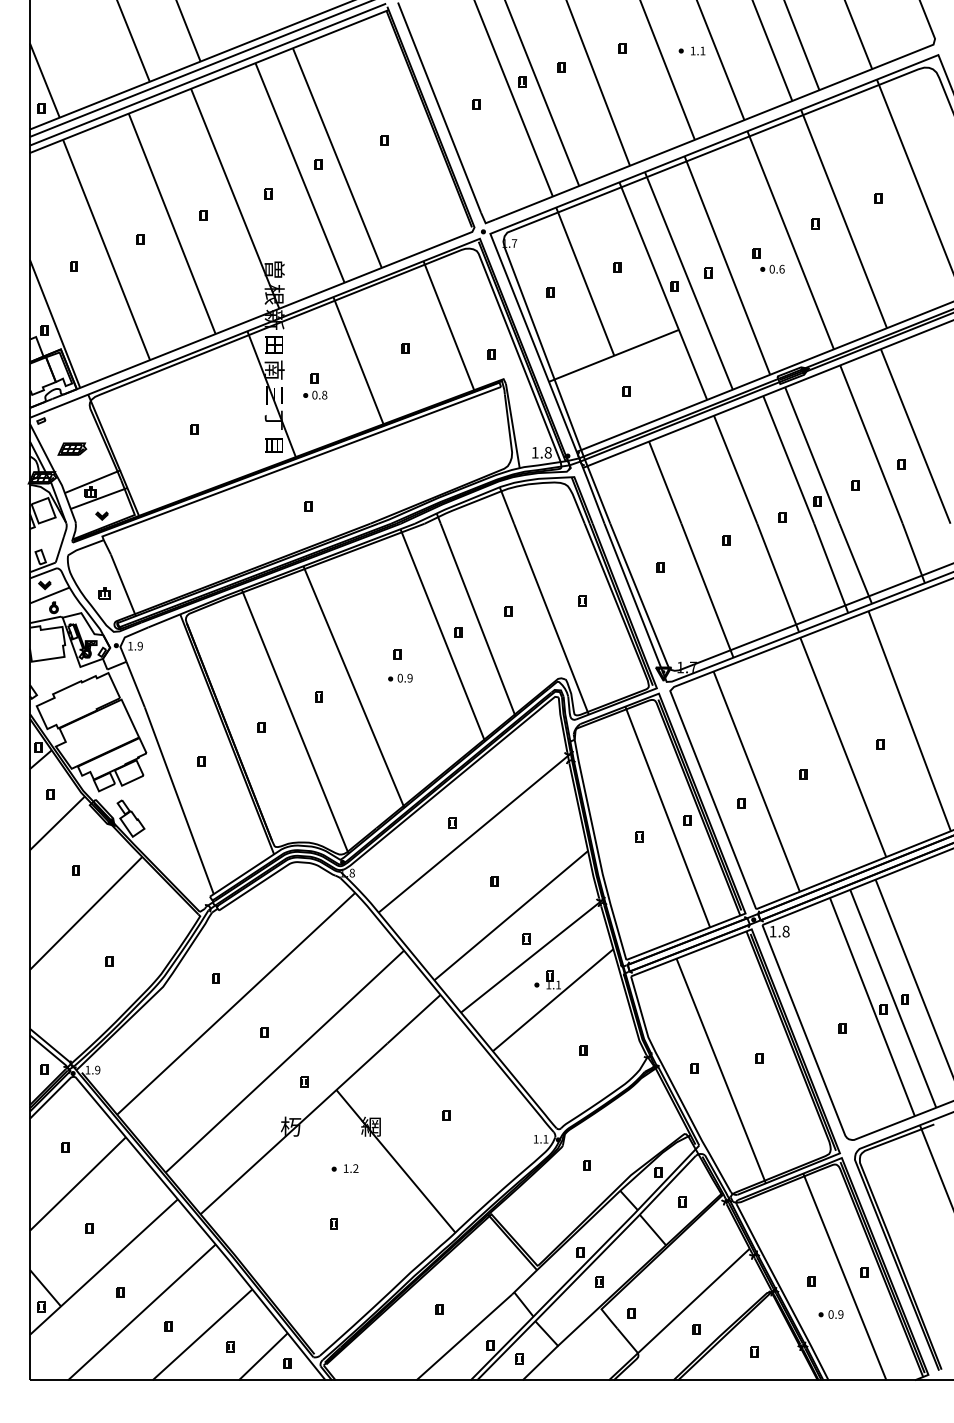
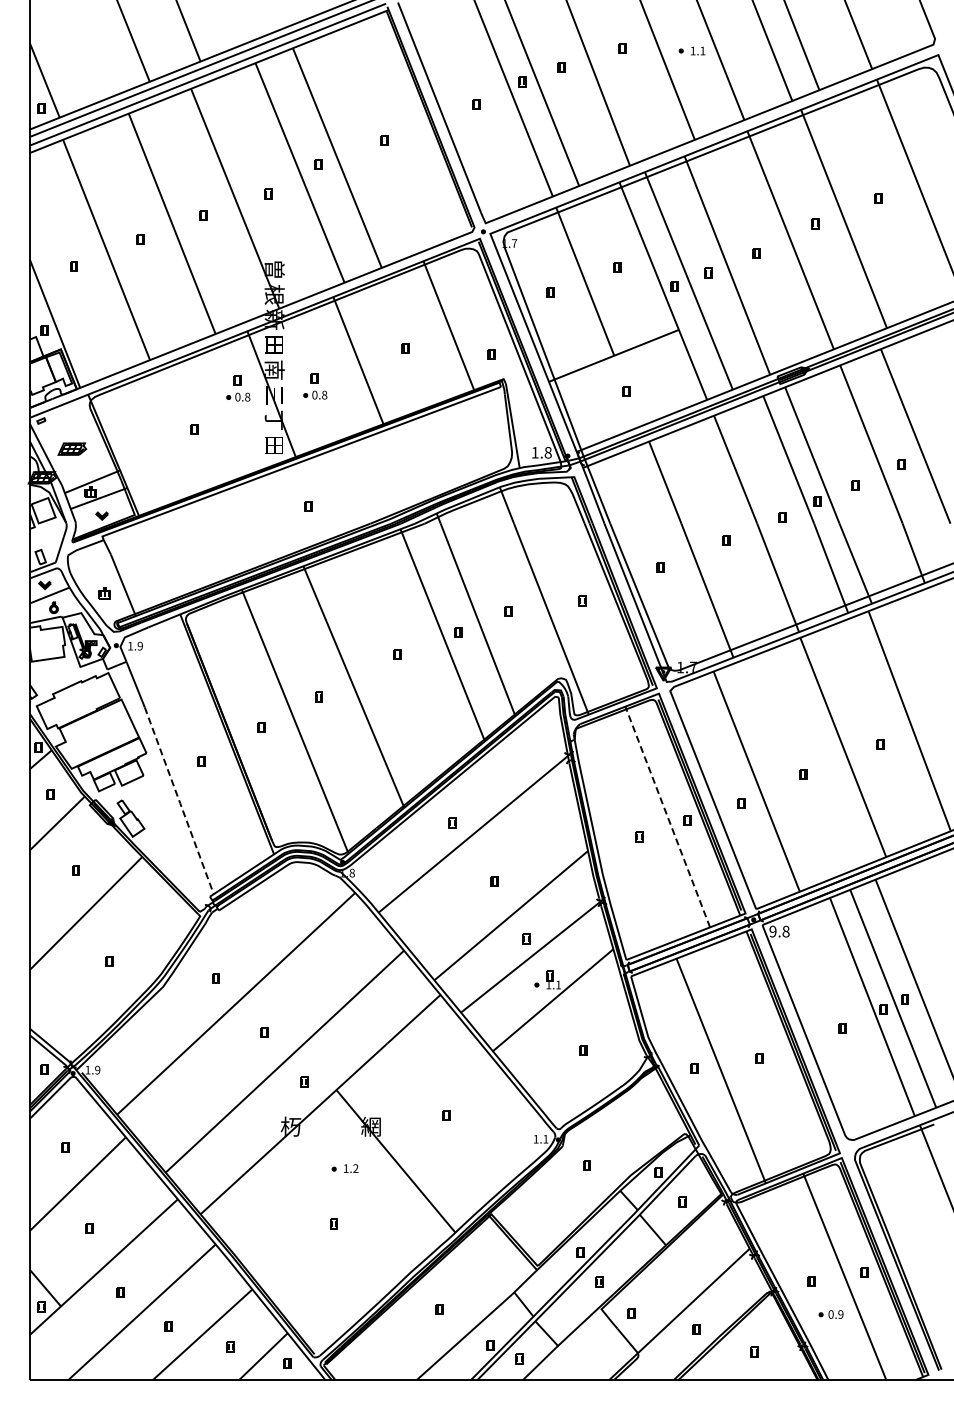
part: present -> none (772, 268)
part: none -> present (238, 388)
text: 目 -> 田 (273, 445)
part: present -> none (400, 677)
line: solid -> dashed (179, 801)
line: solid -> dashed (667, 816)
text: 1.8 -> 9.8 (772, 931)
